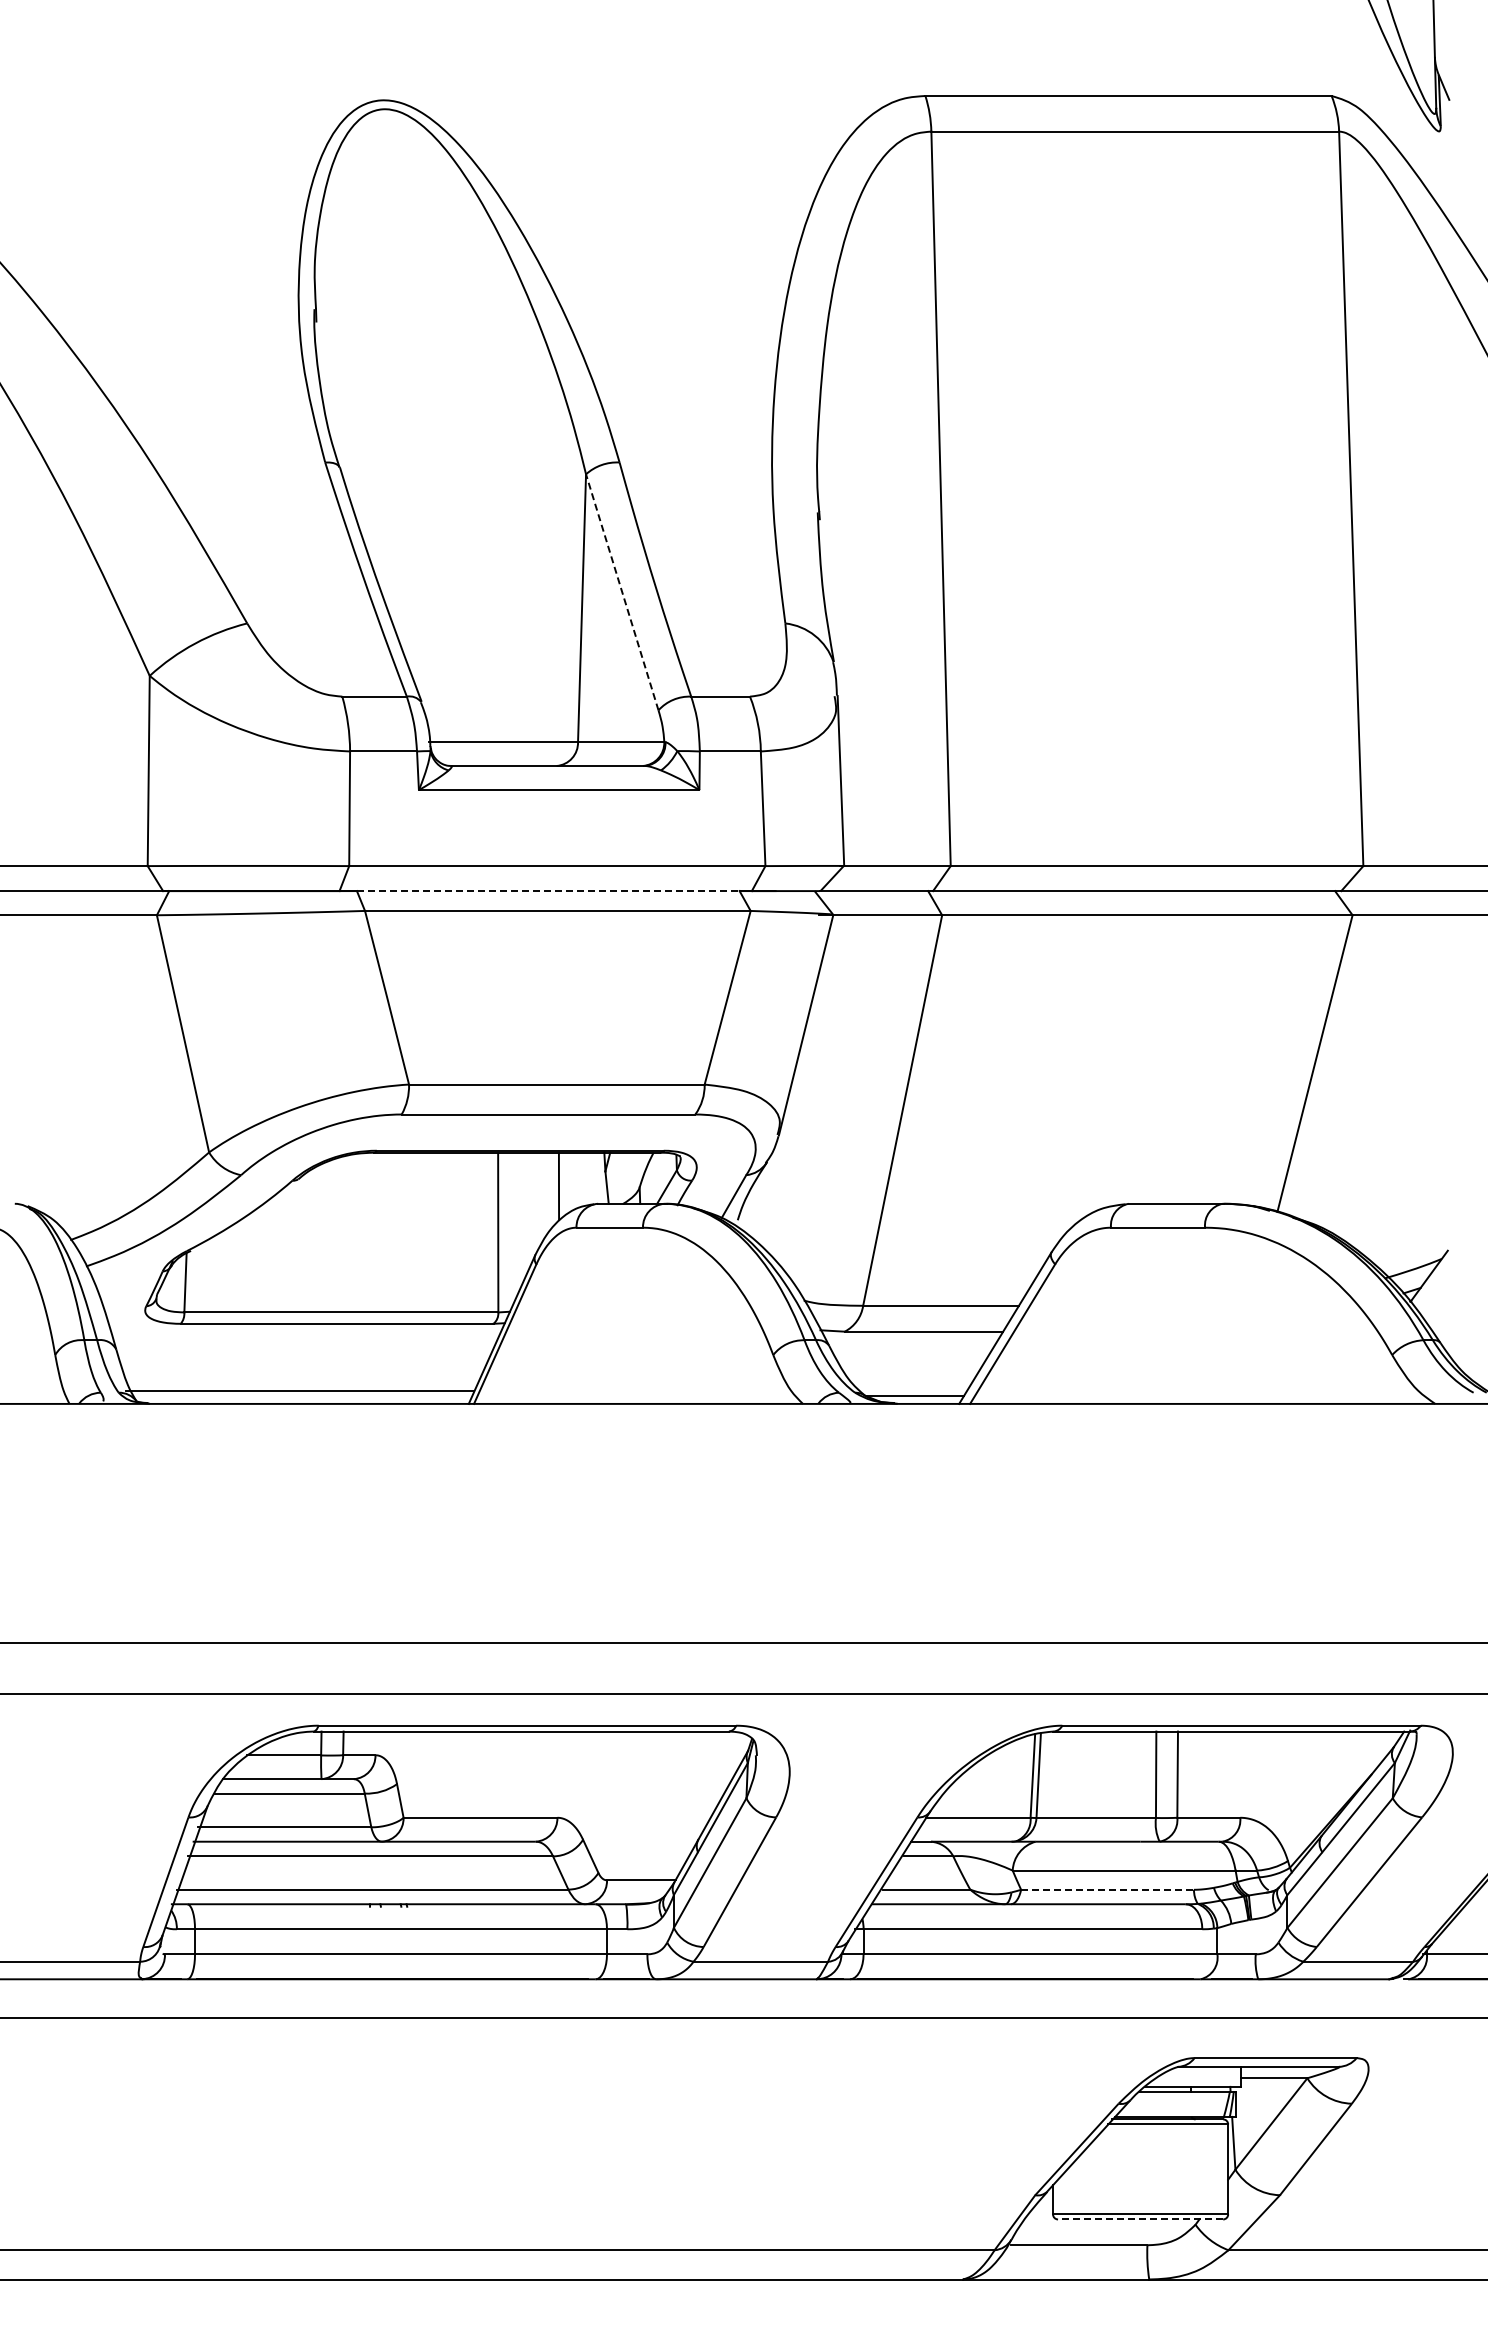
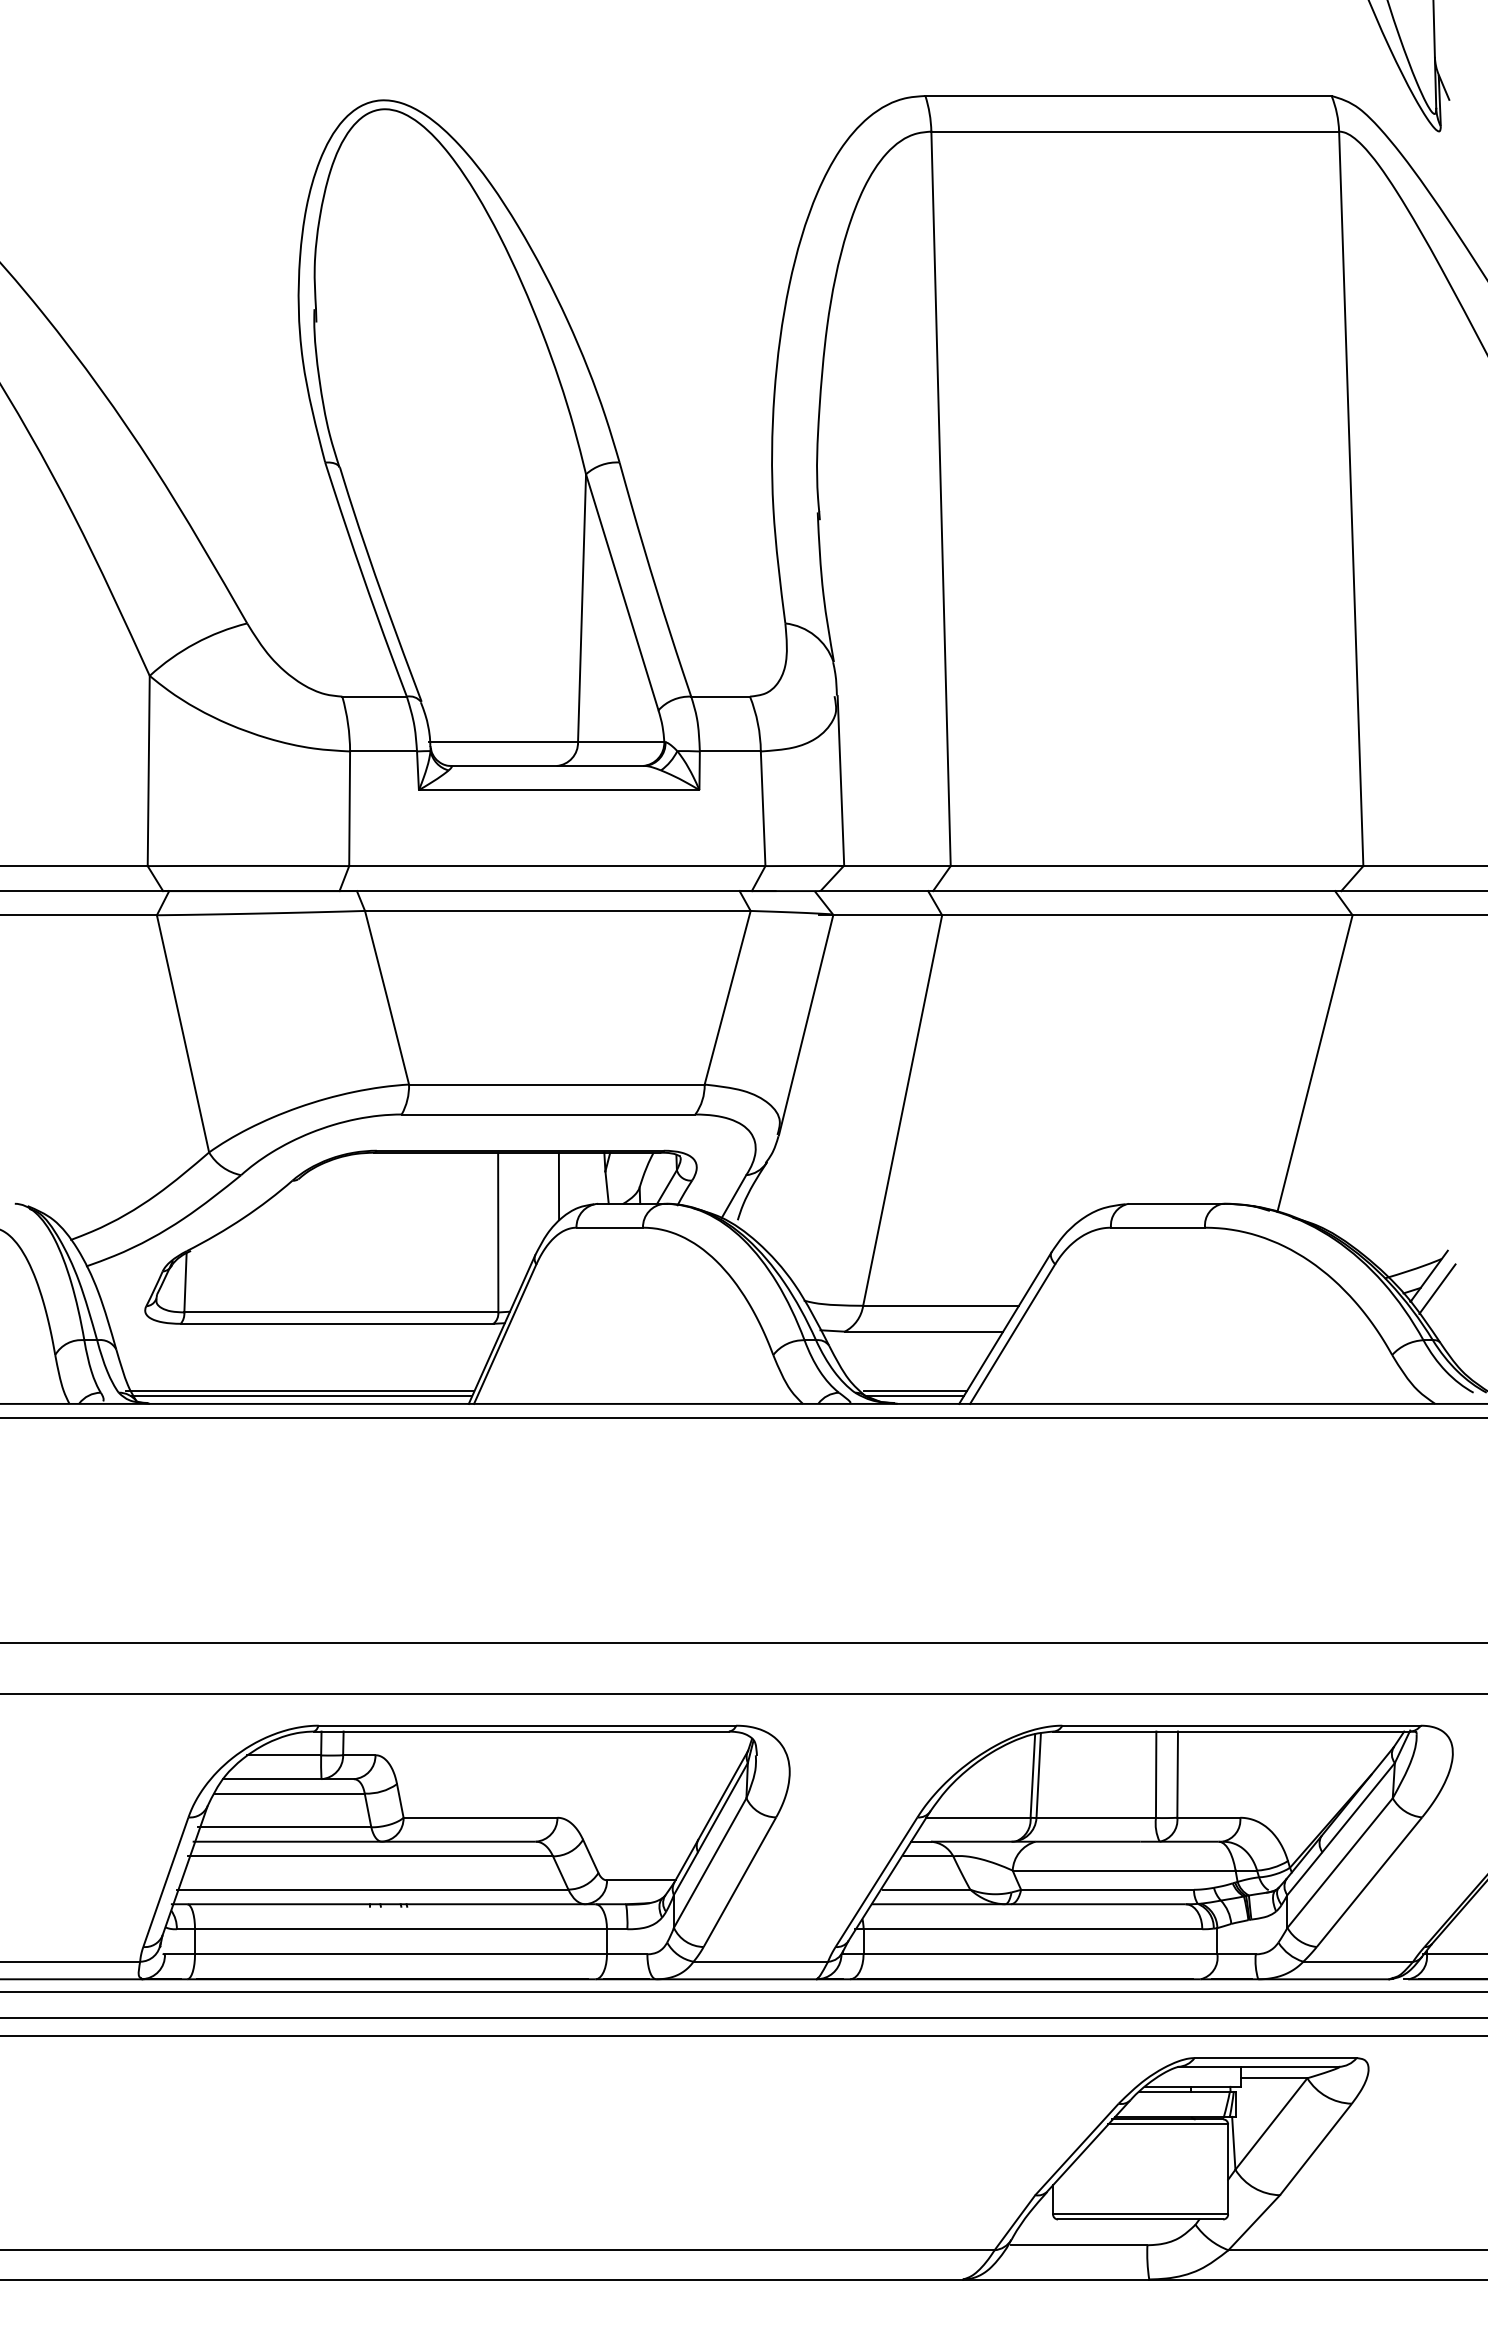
line: dashed -> solid (622, 591)
line: dashed -> solid (548, 891)
line: none -> present (1437, 1288)
line: none -> present (915, 1391)
line: none -> present (301, 1396)
line: none -> present (743, 1417)
line: dashed -> solid (1108, 1889)
line: none -> present (743, 1991)
line: none -> present (743, 2036)
line: dashed -> solid (1140, 2219)
